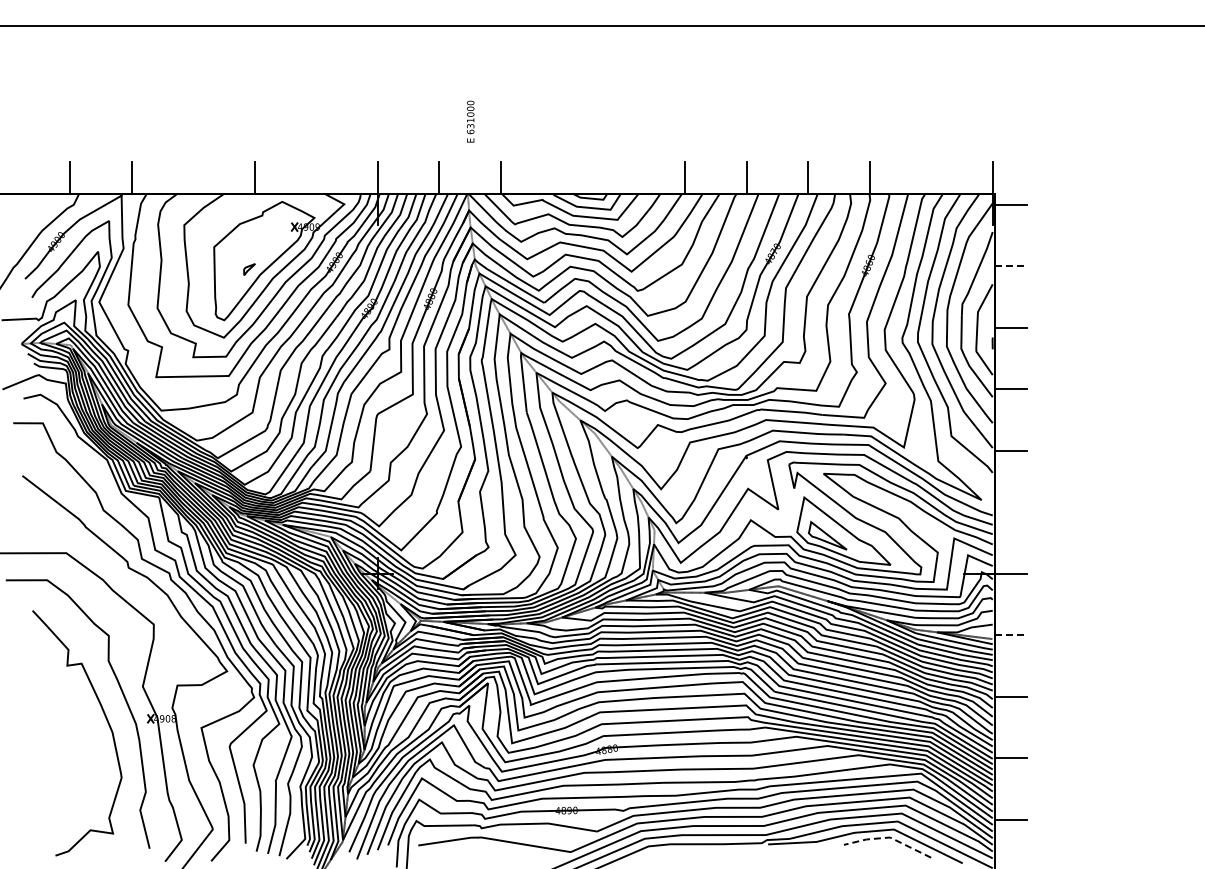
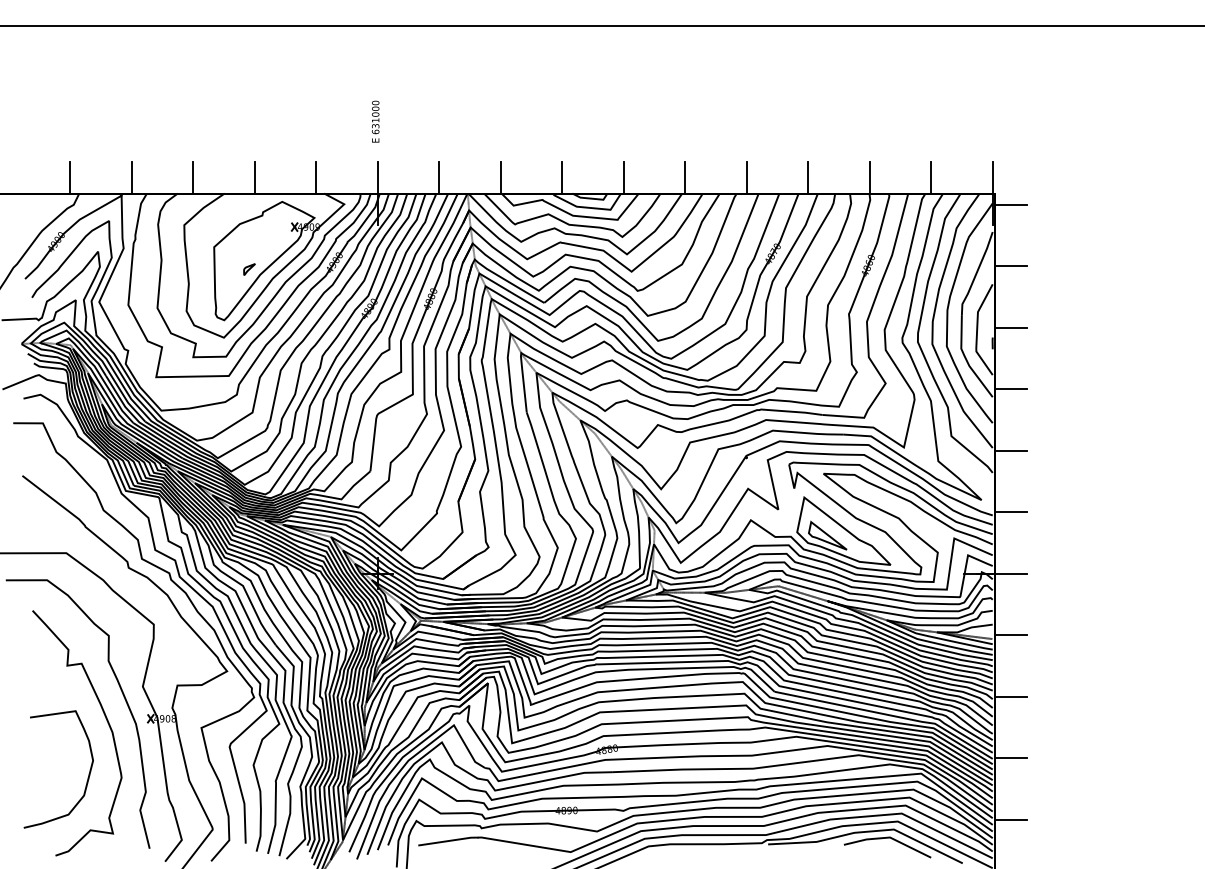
text position: (470, 121) -> (375, 121) (375, 121)
line: none -> present (193, 177)
line: none -> present (316, 177)
line: none -> present (562, 177)
line: none -> present (623, 177)
line: none -> present (931, 177)
line: dashed -> solid (1010, 266)
line: none -> present (1010, 512)
line: dashed -> solid (1010, 635)
curve: none -> present (87, 777)
line: dashed -> solid (889, 837)
